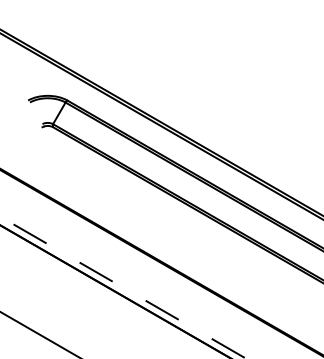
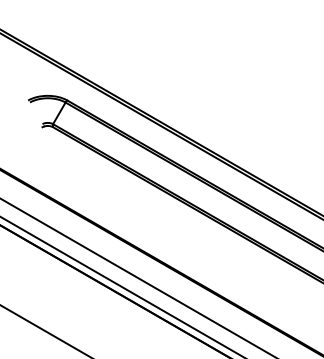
line: none -> present (137, 277)
line: dashed -> solid (123, 287)
line position: (39, 334) -> (44, 330) (44, 330)
